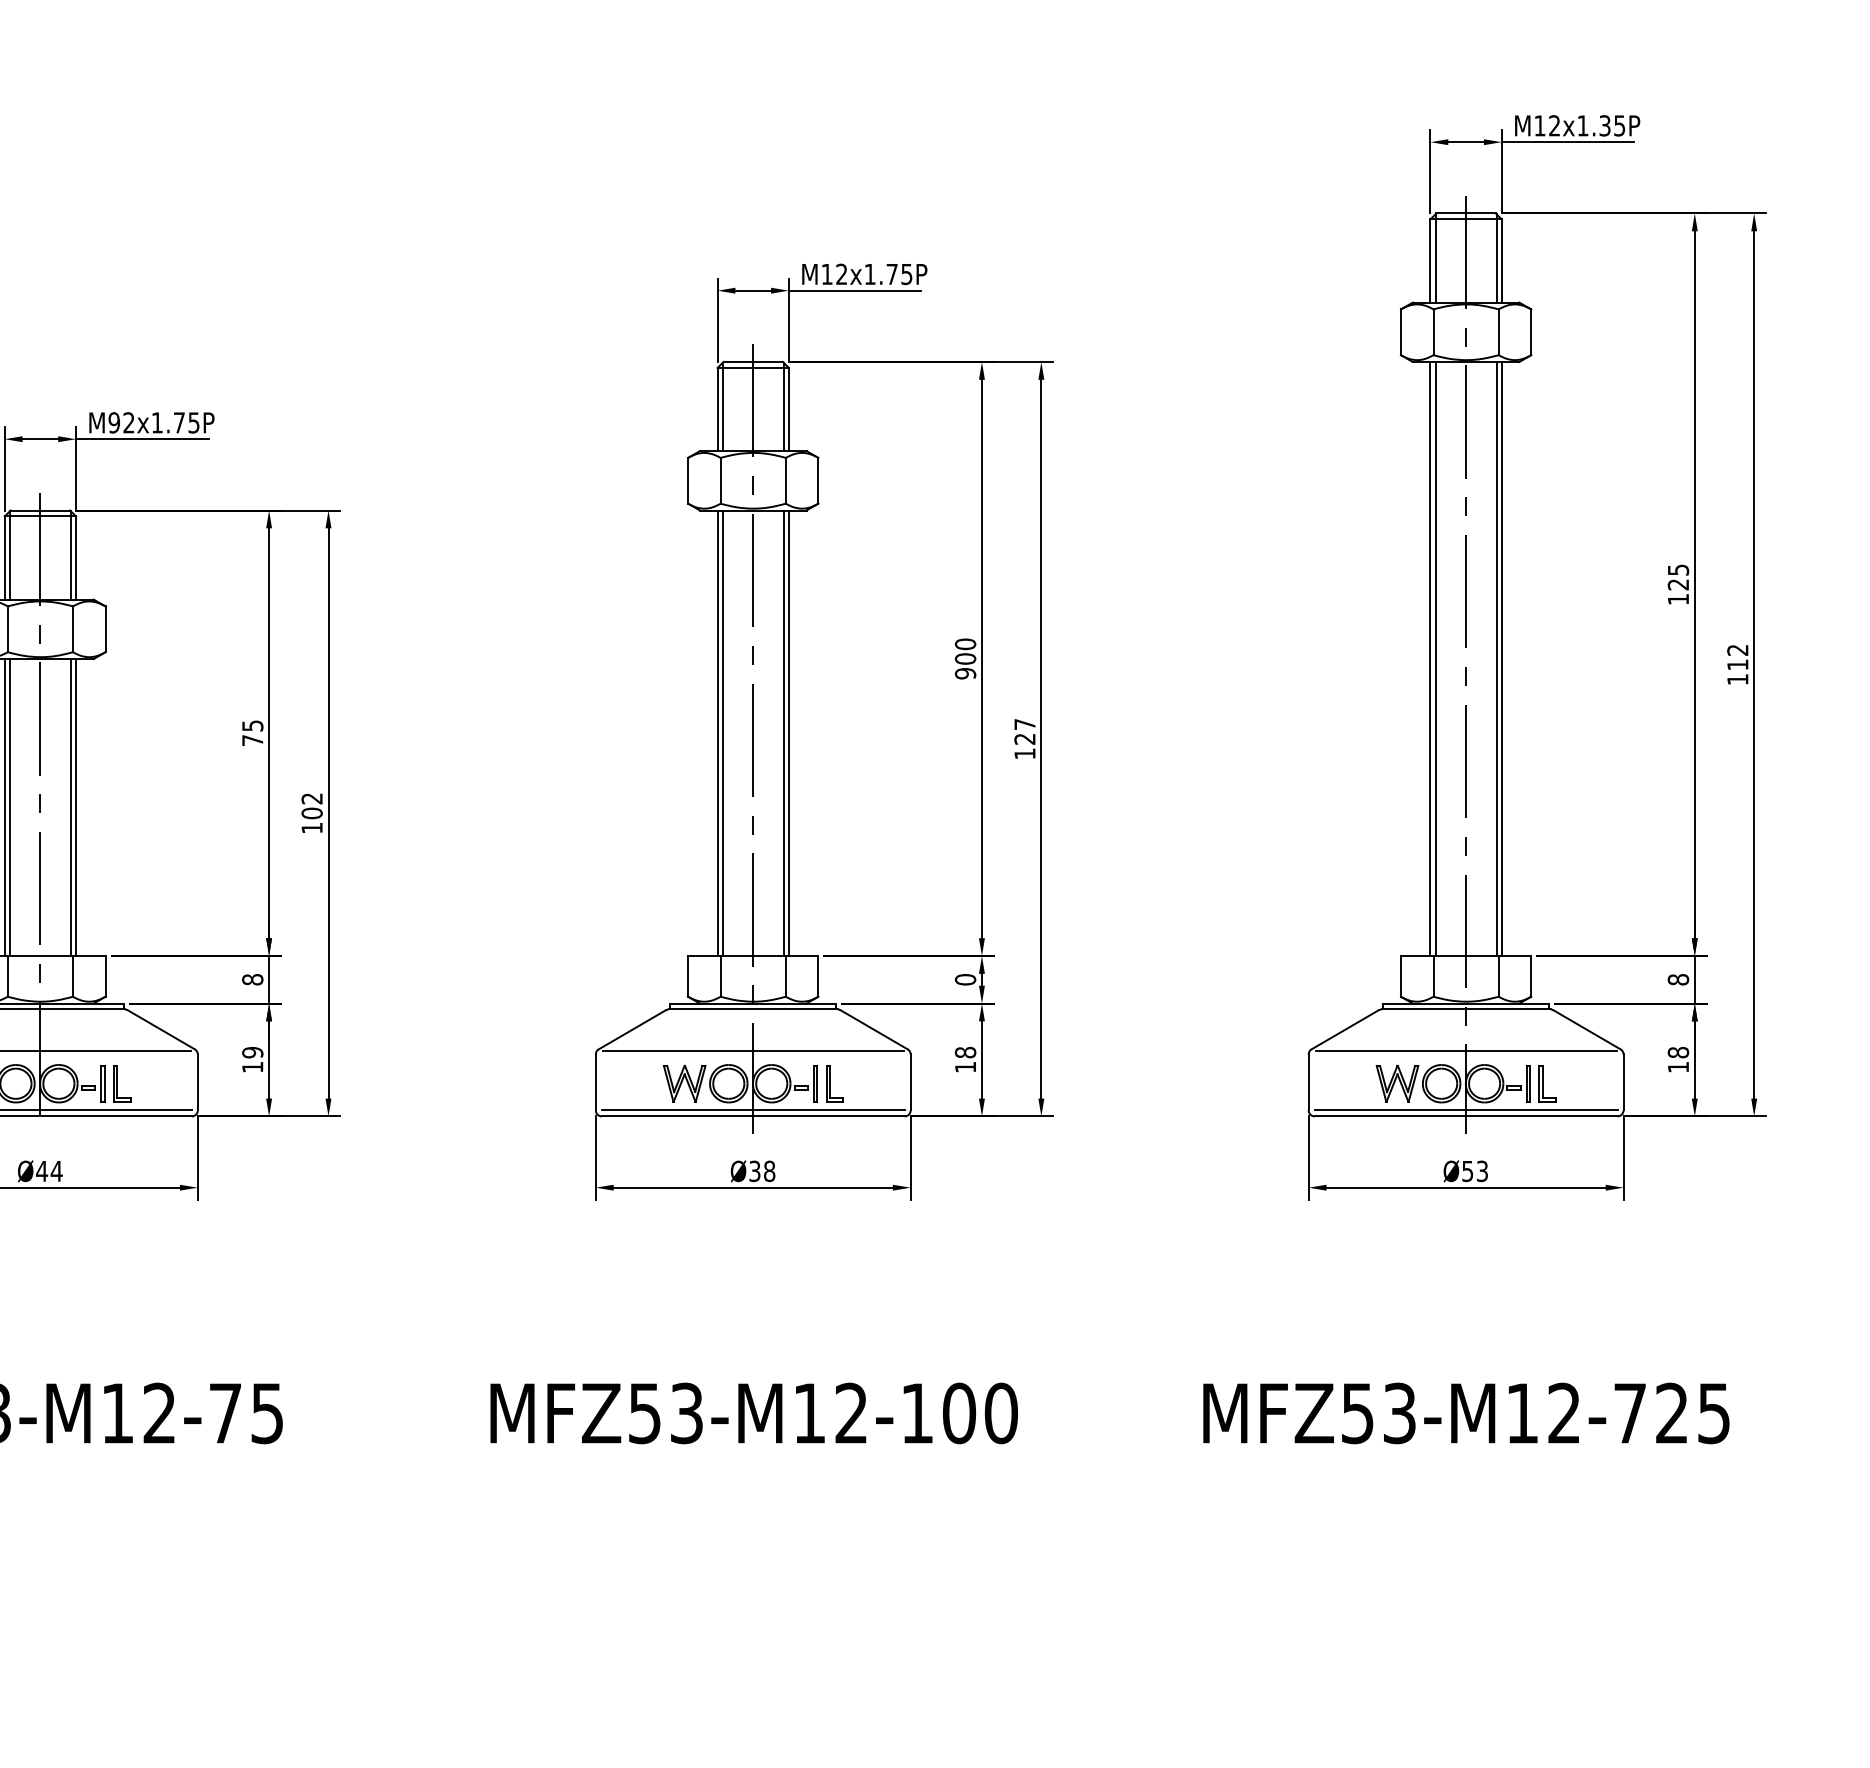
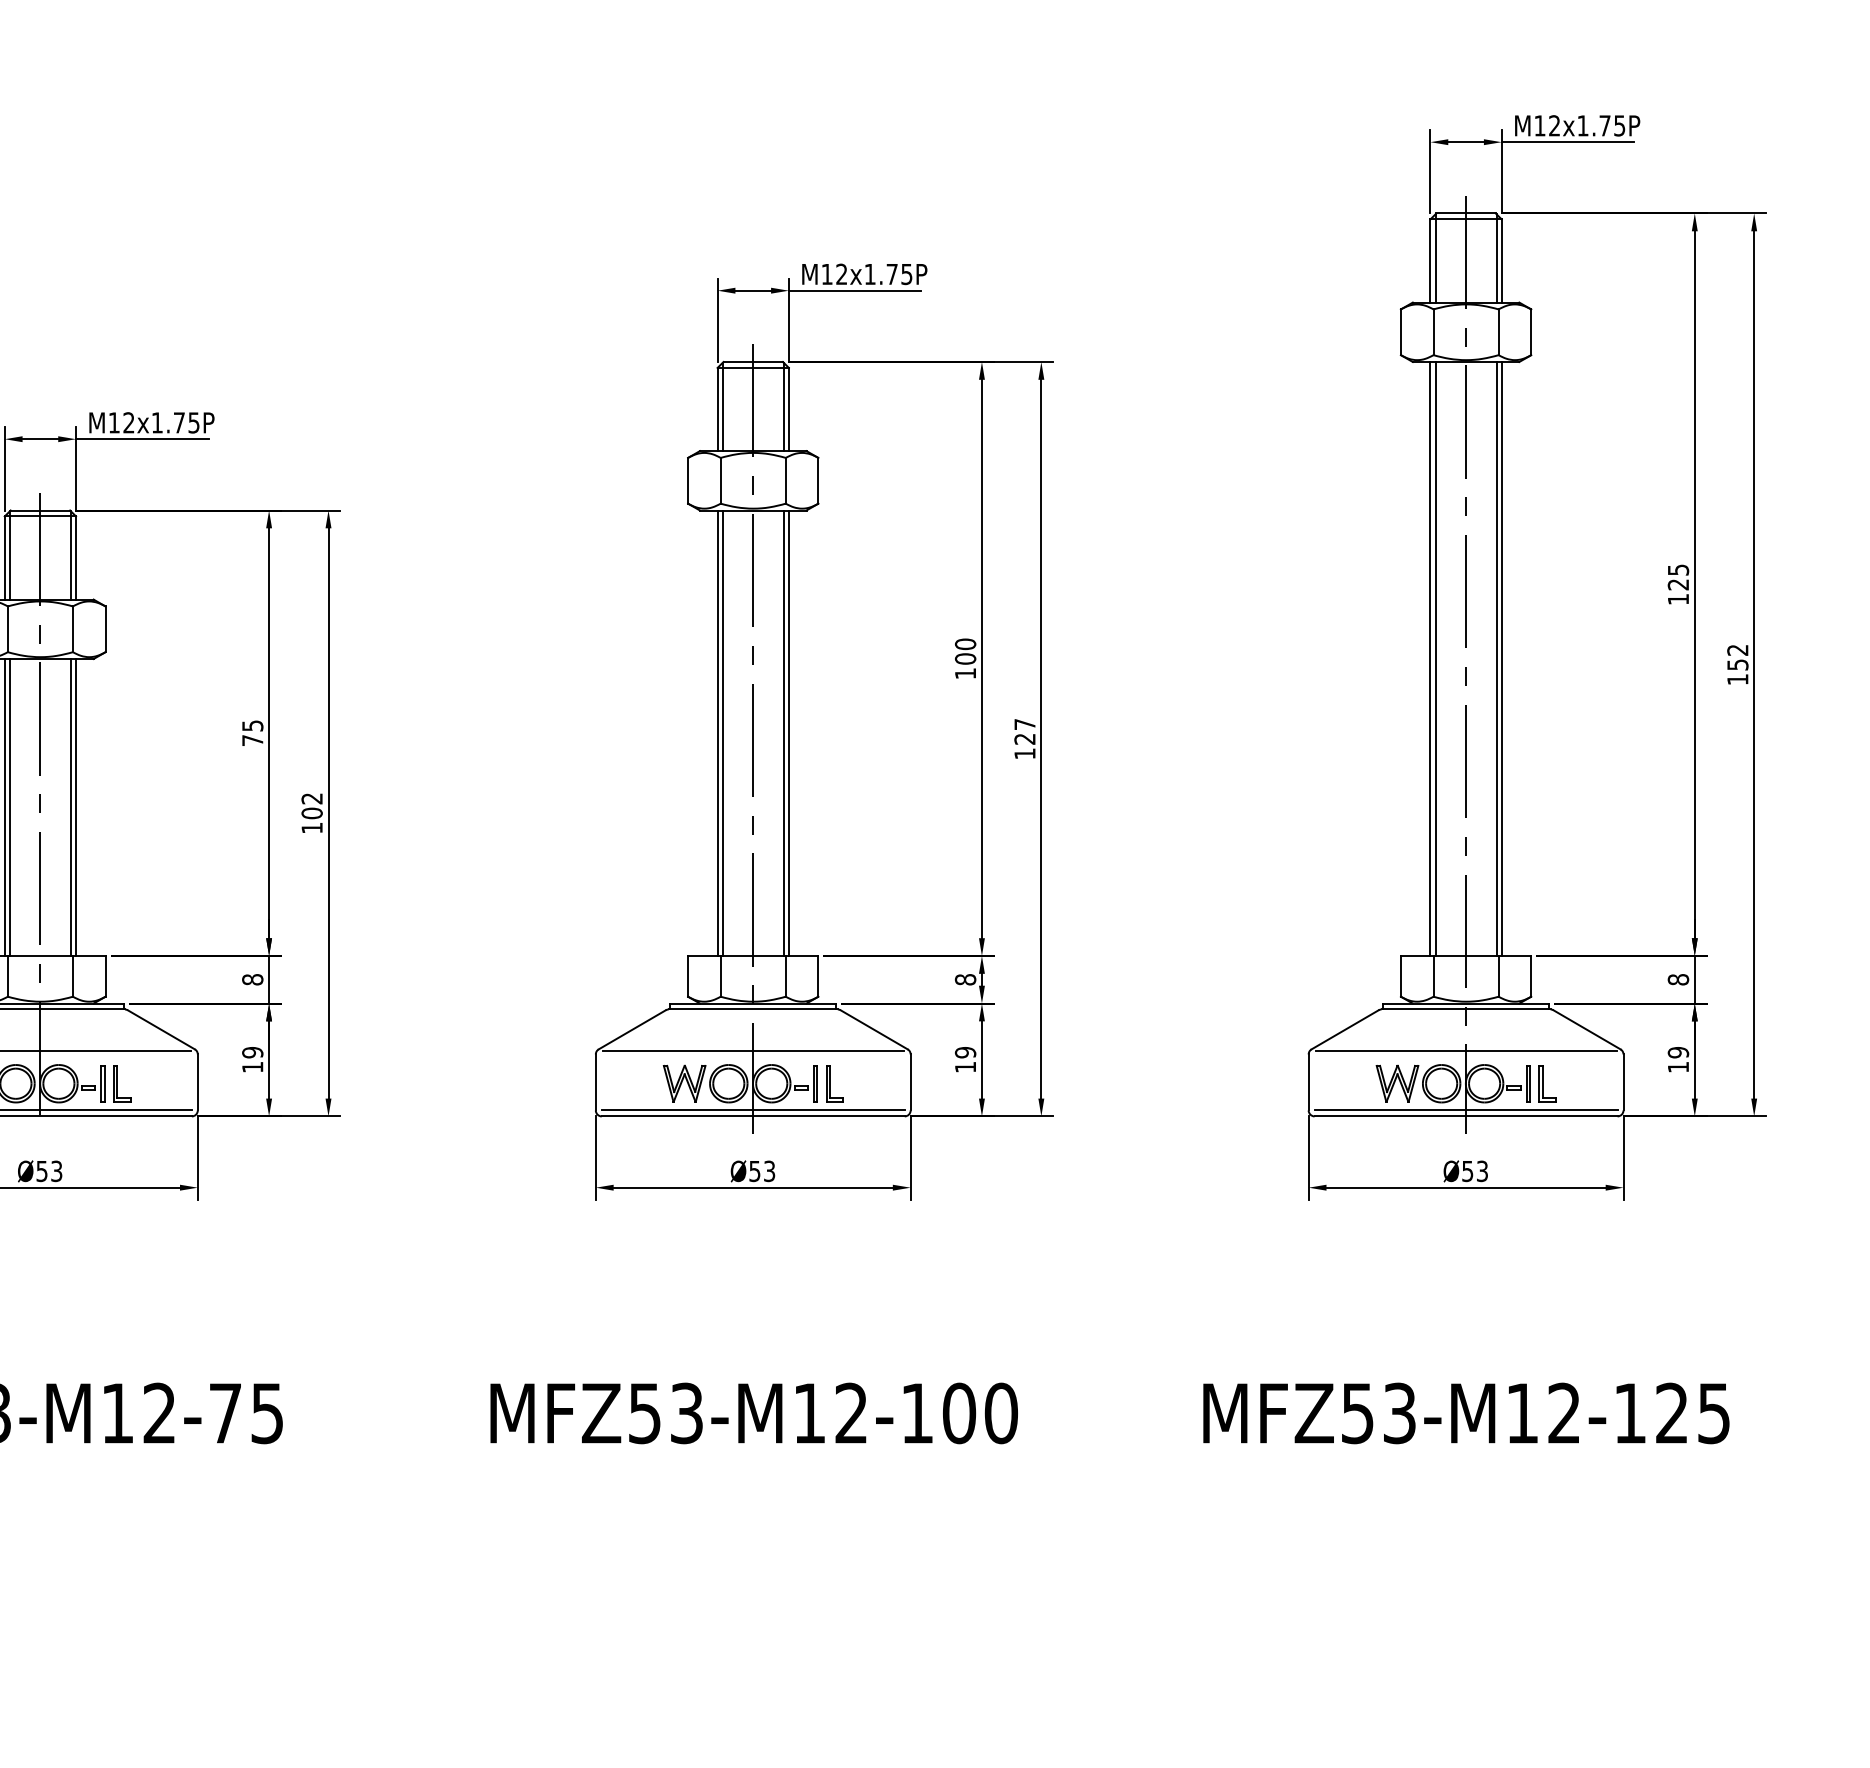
text: M12x1.35P -> M12x1.75P (1604, 125)
text: M92x1.75P -> M12x1.75P (113, 422)
text: 112 -> 152 (1737, 664)
text: 900 -> 100 (965, 673)
text: 0 -> 8 (965, 979)
text: 18 -> 19 (965, 1052)
text: 18 -> 19 (1678, 1052)
text: Ø38 -> Ø53 (762, 1170)
text: Ø44 -> Ø53 (49, 1171)
text: MFZ53-M12-725 -> MFZ53-M12-125 (1629, 1413)
